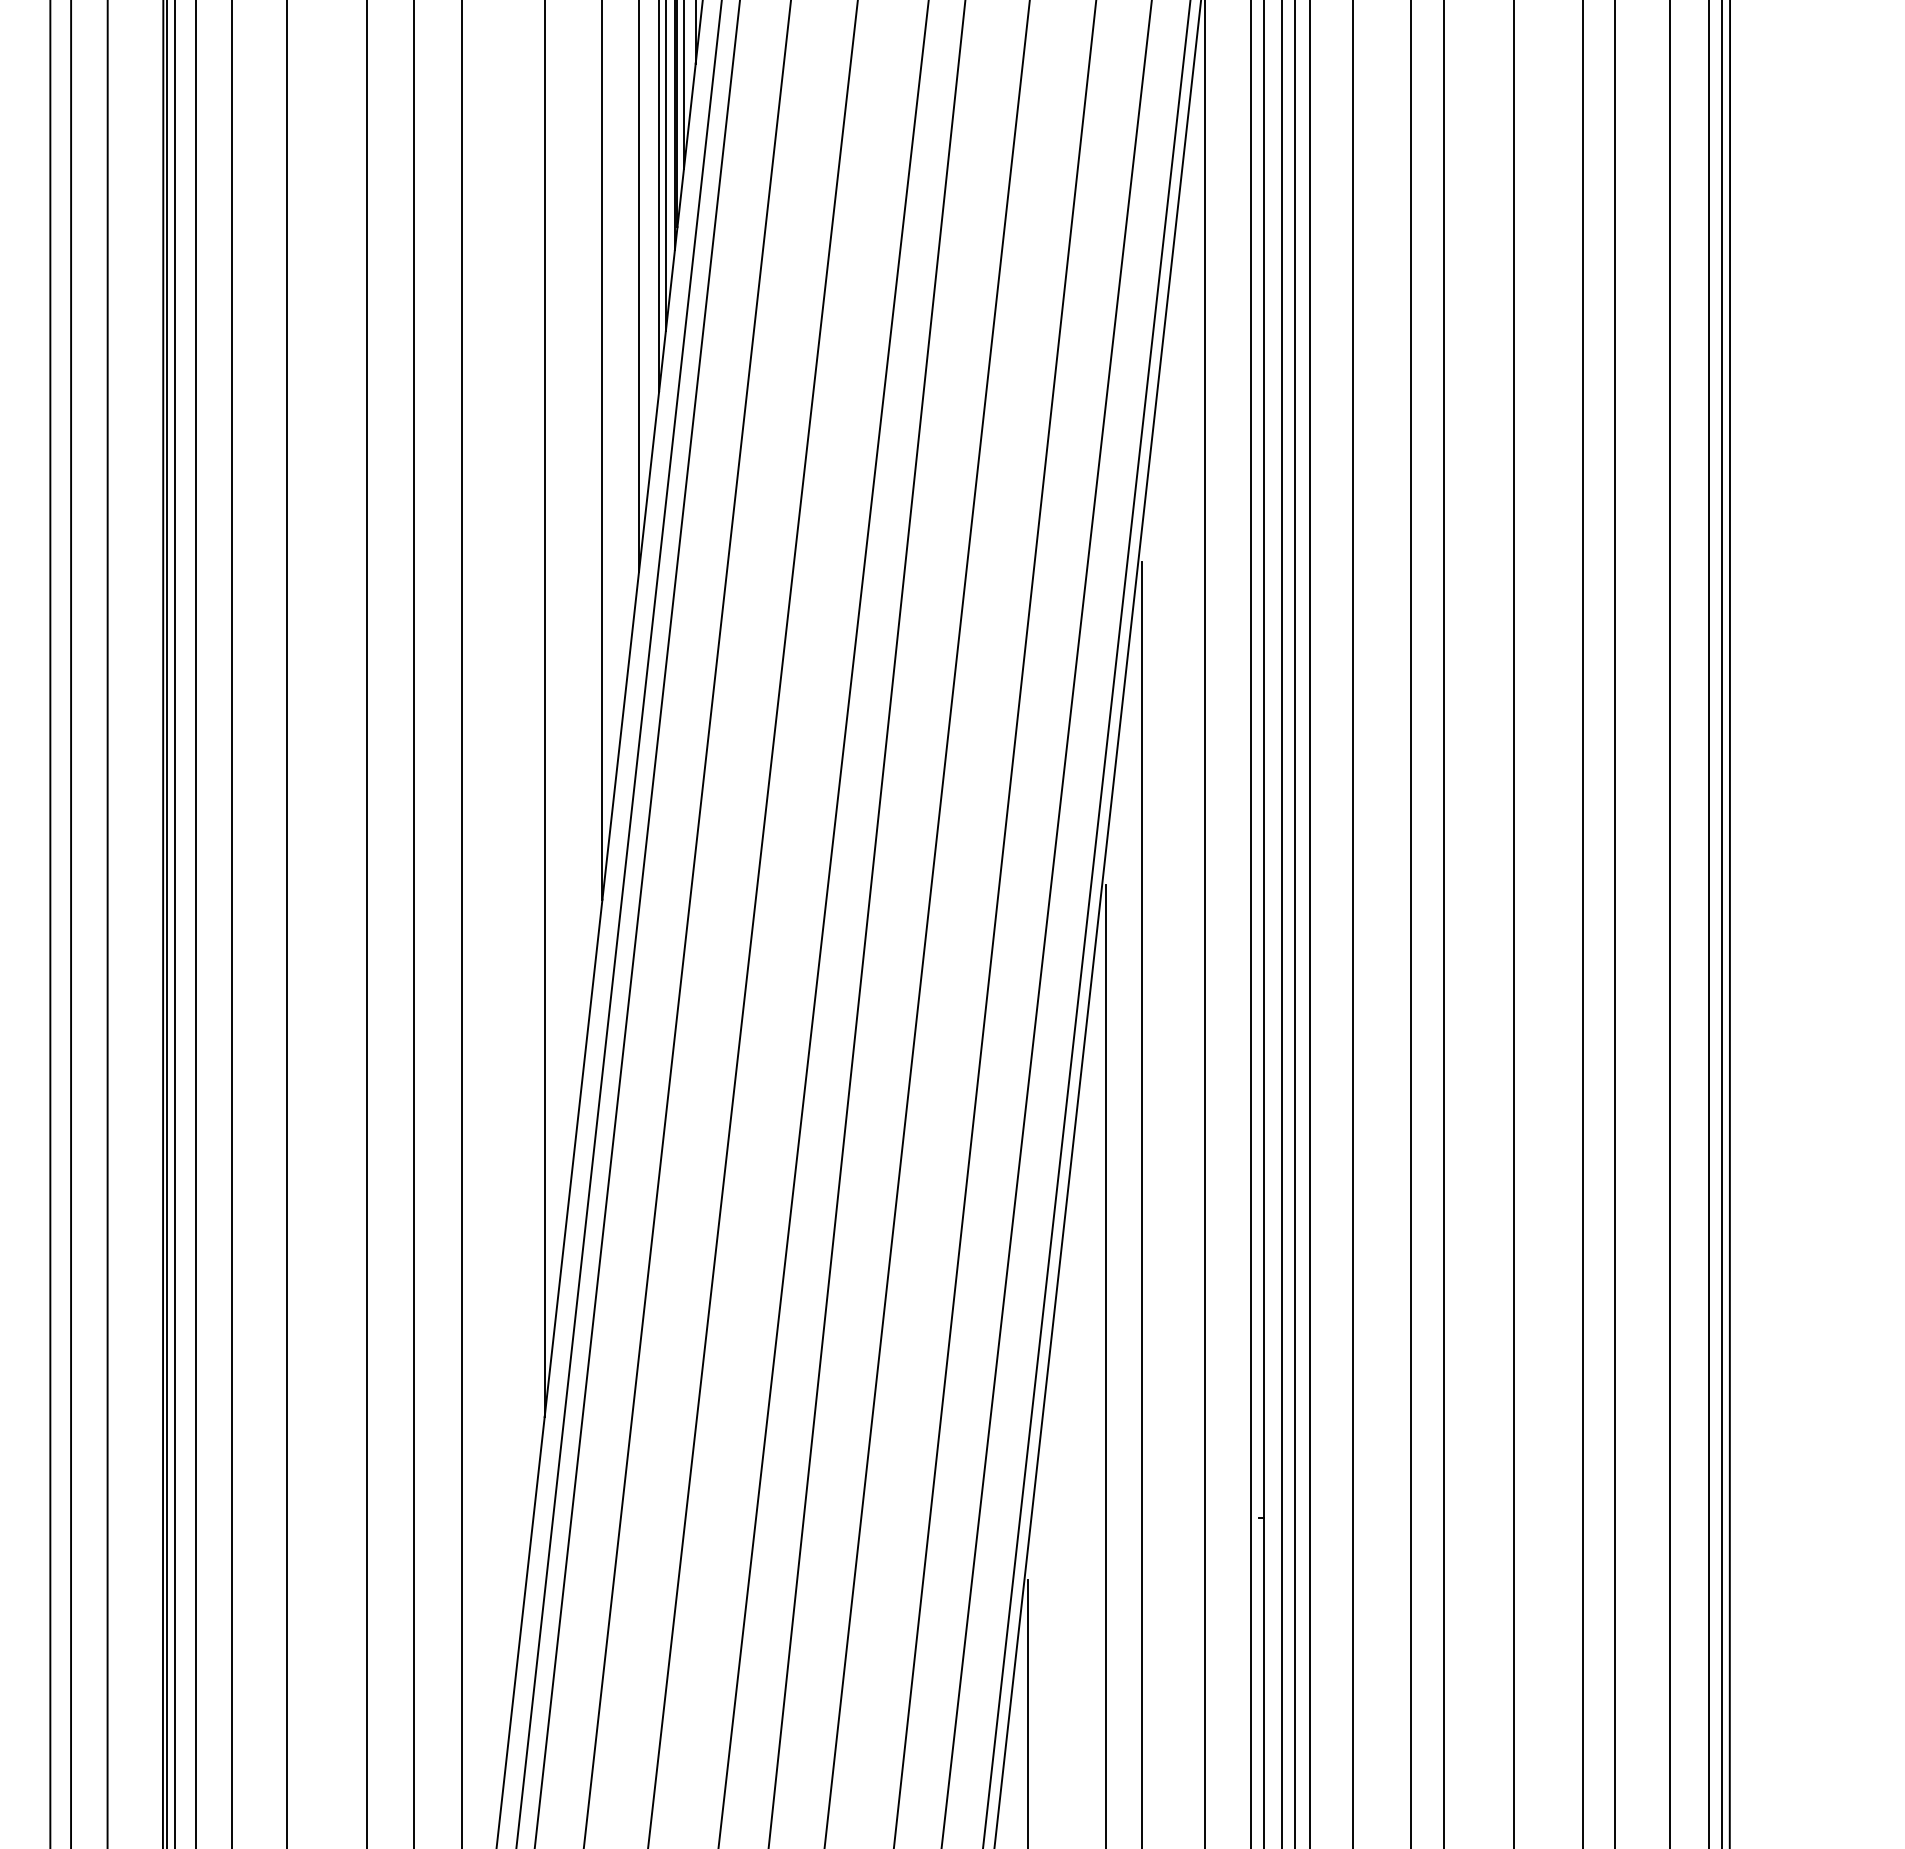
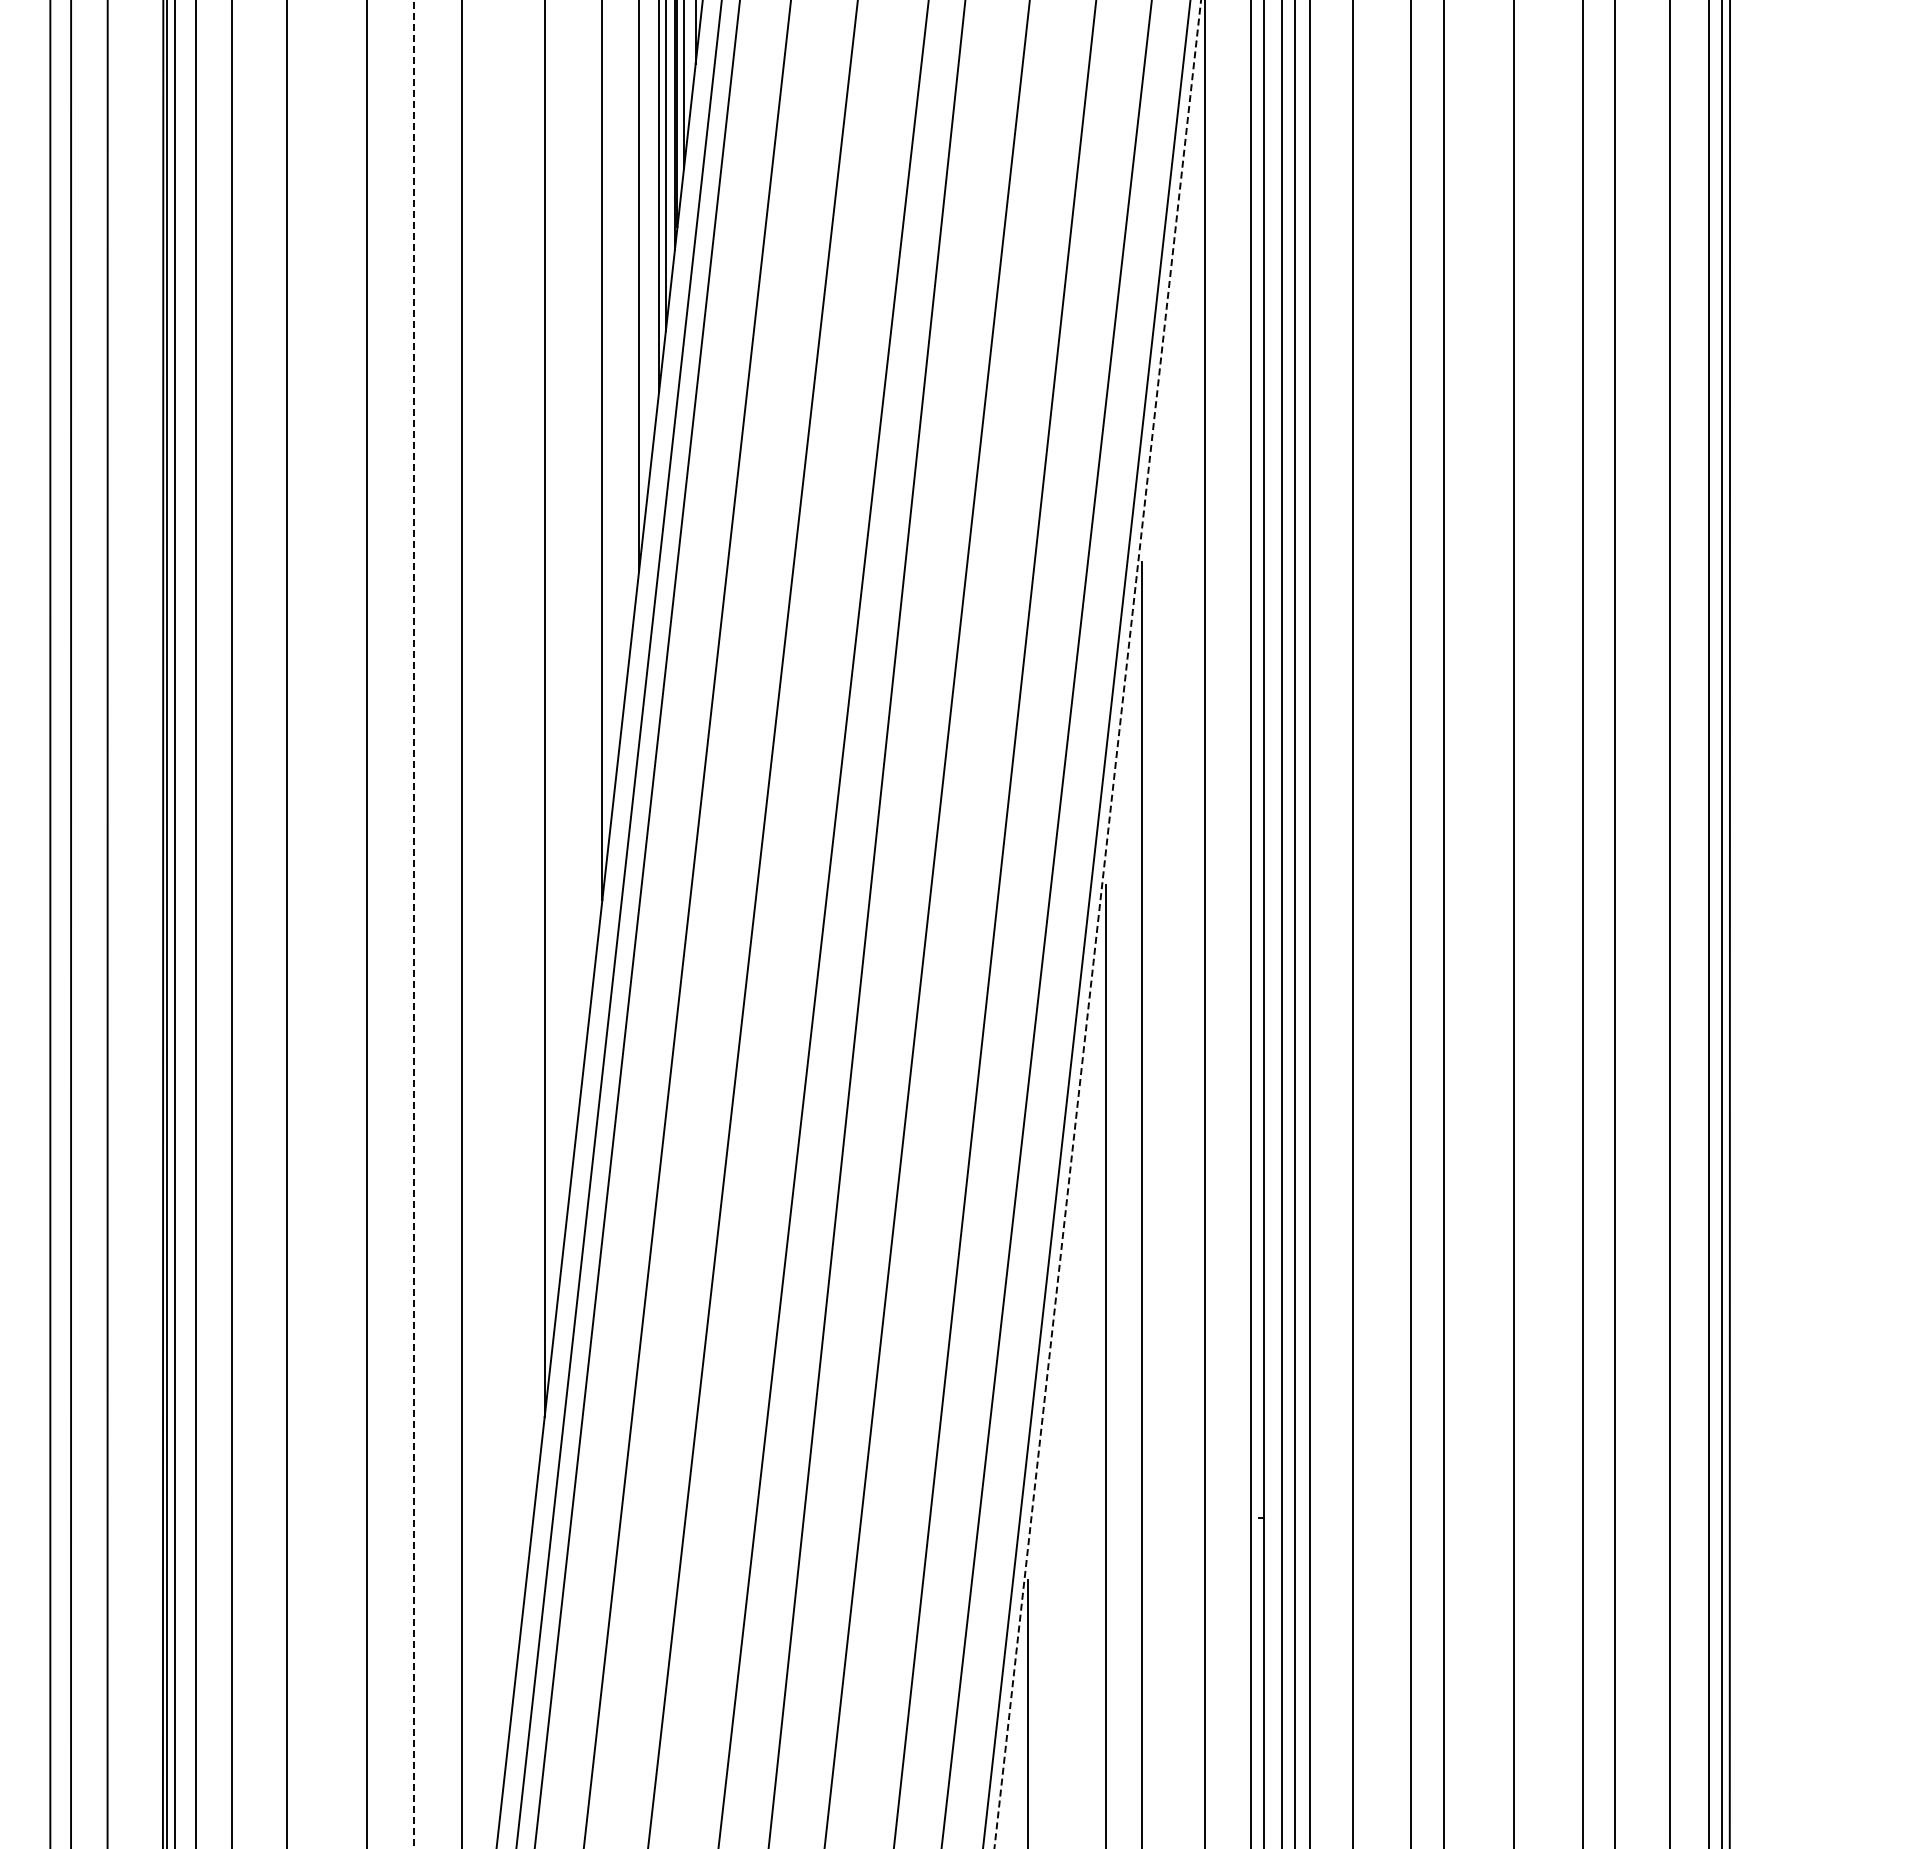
line: solid -> dashed (414, 924)
line: solid -> dashed (1097, 924)
